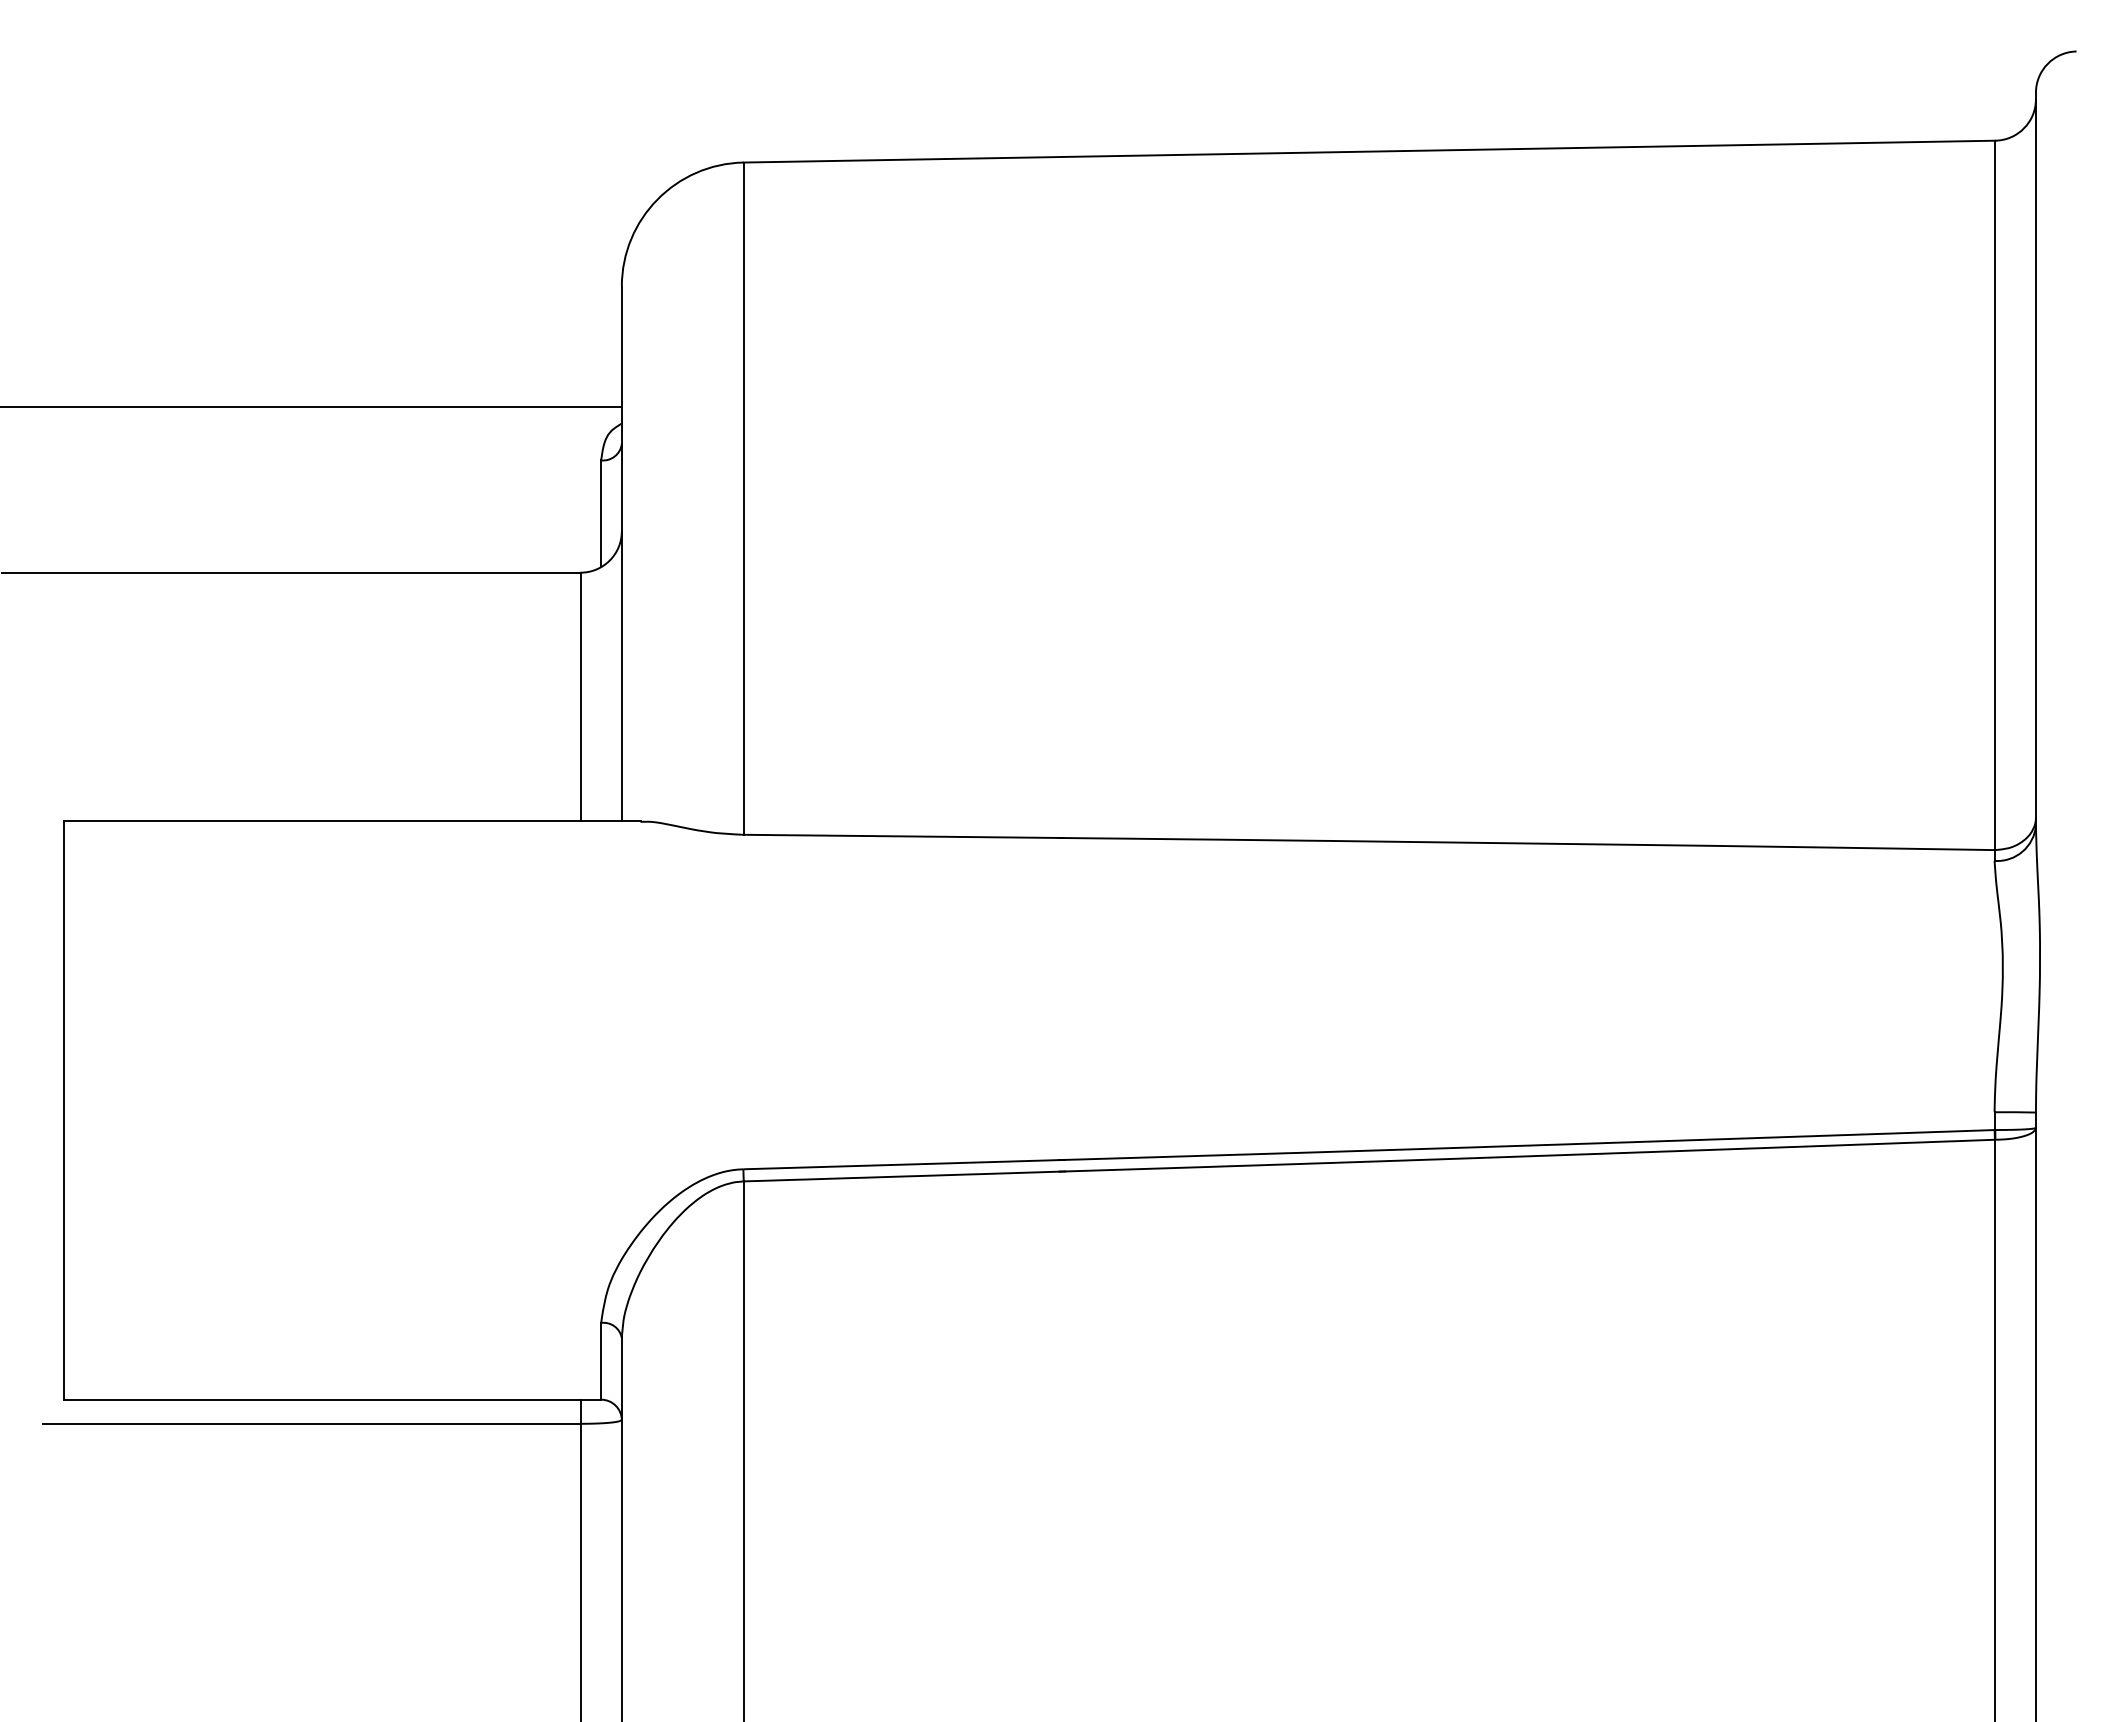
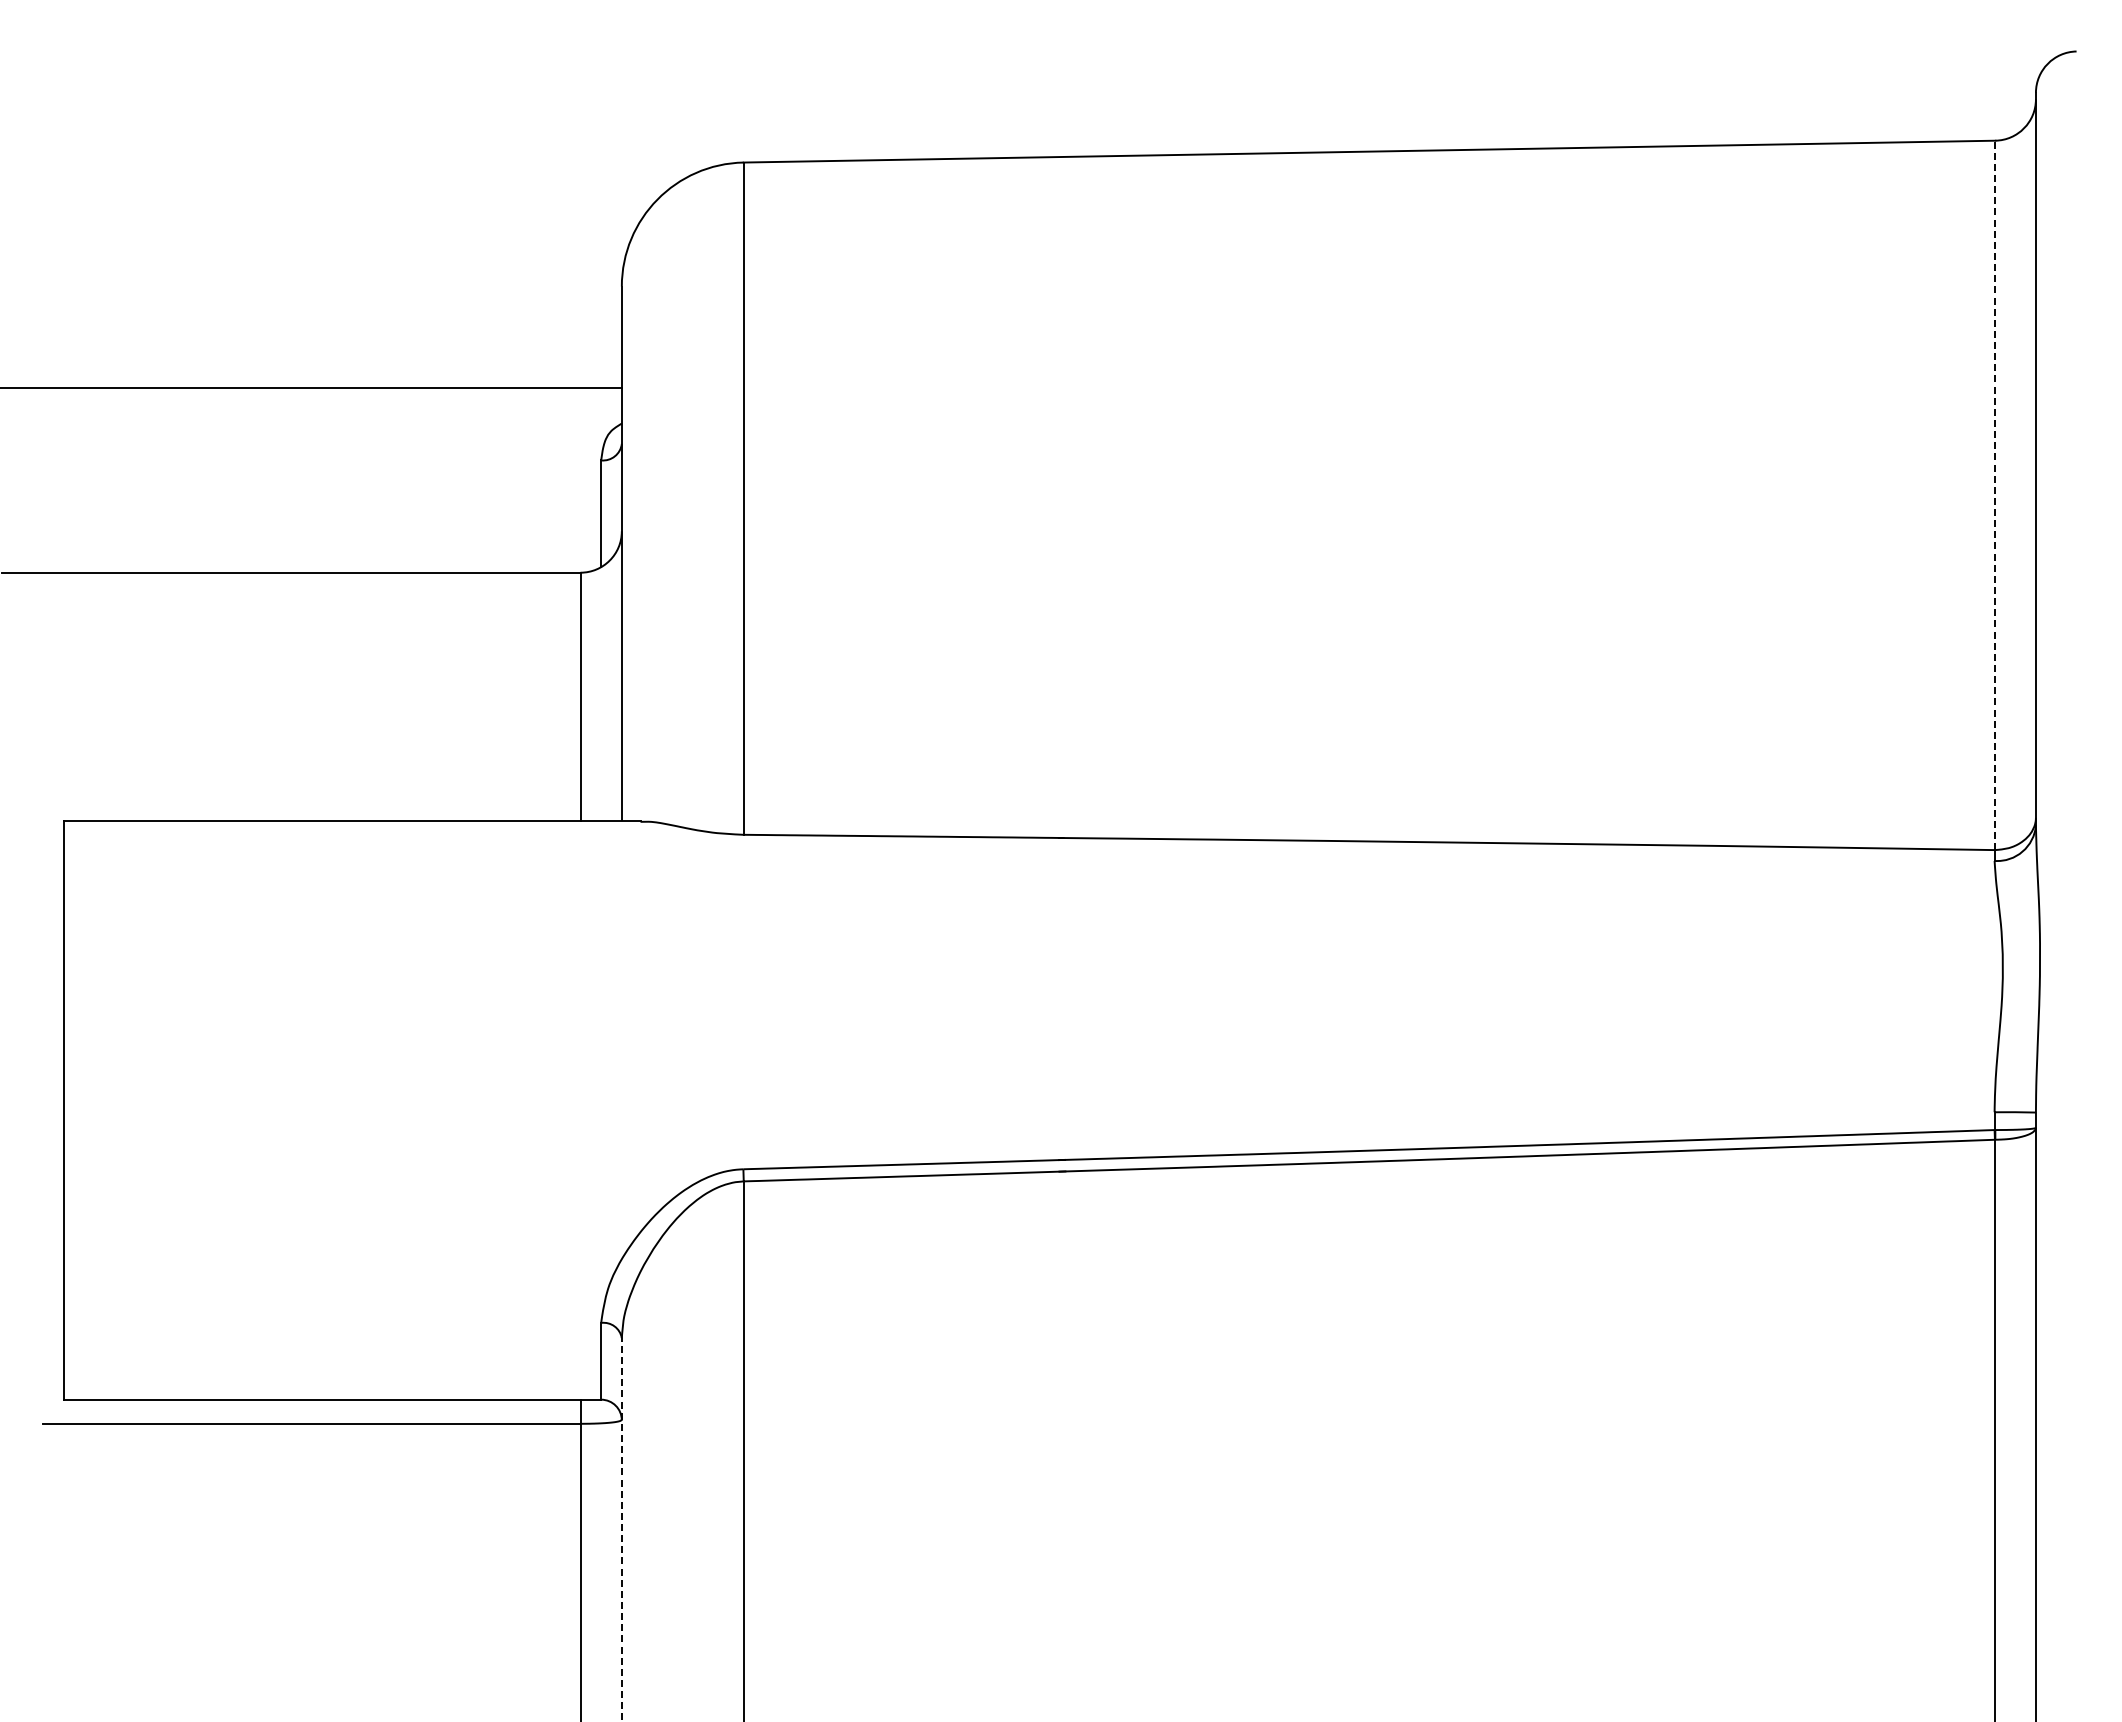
line position: (311, 407) -> (311, 388) (311, 388)
line: solid -> dashed (1995, 495)
line: solid -> dashed (621, 1529)
